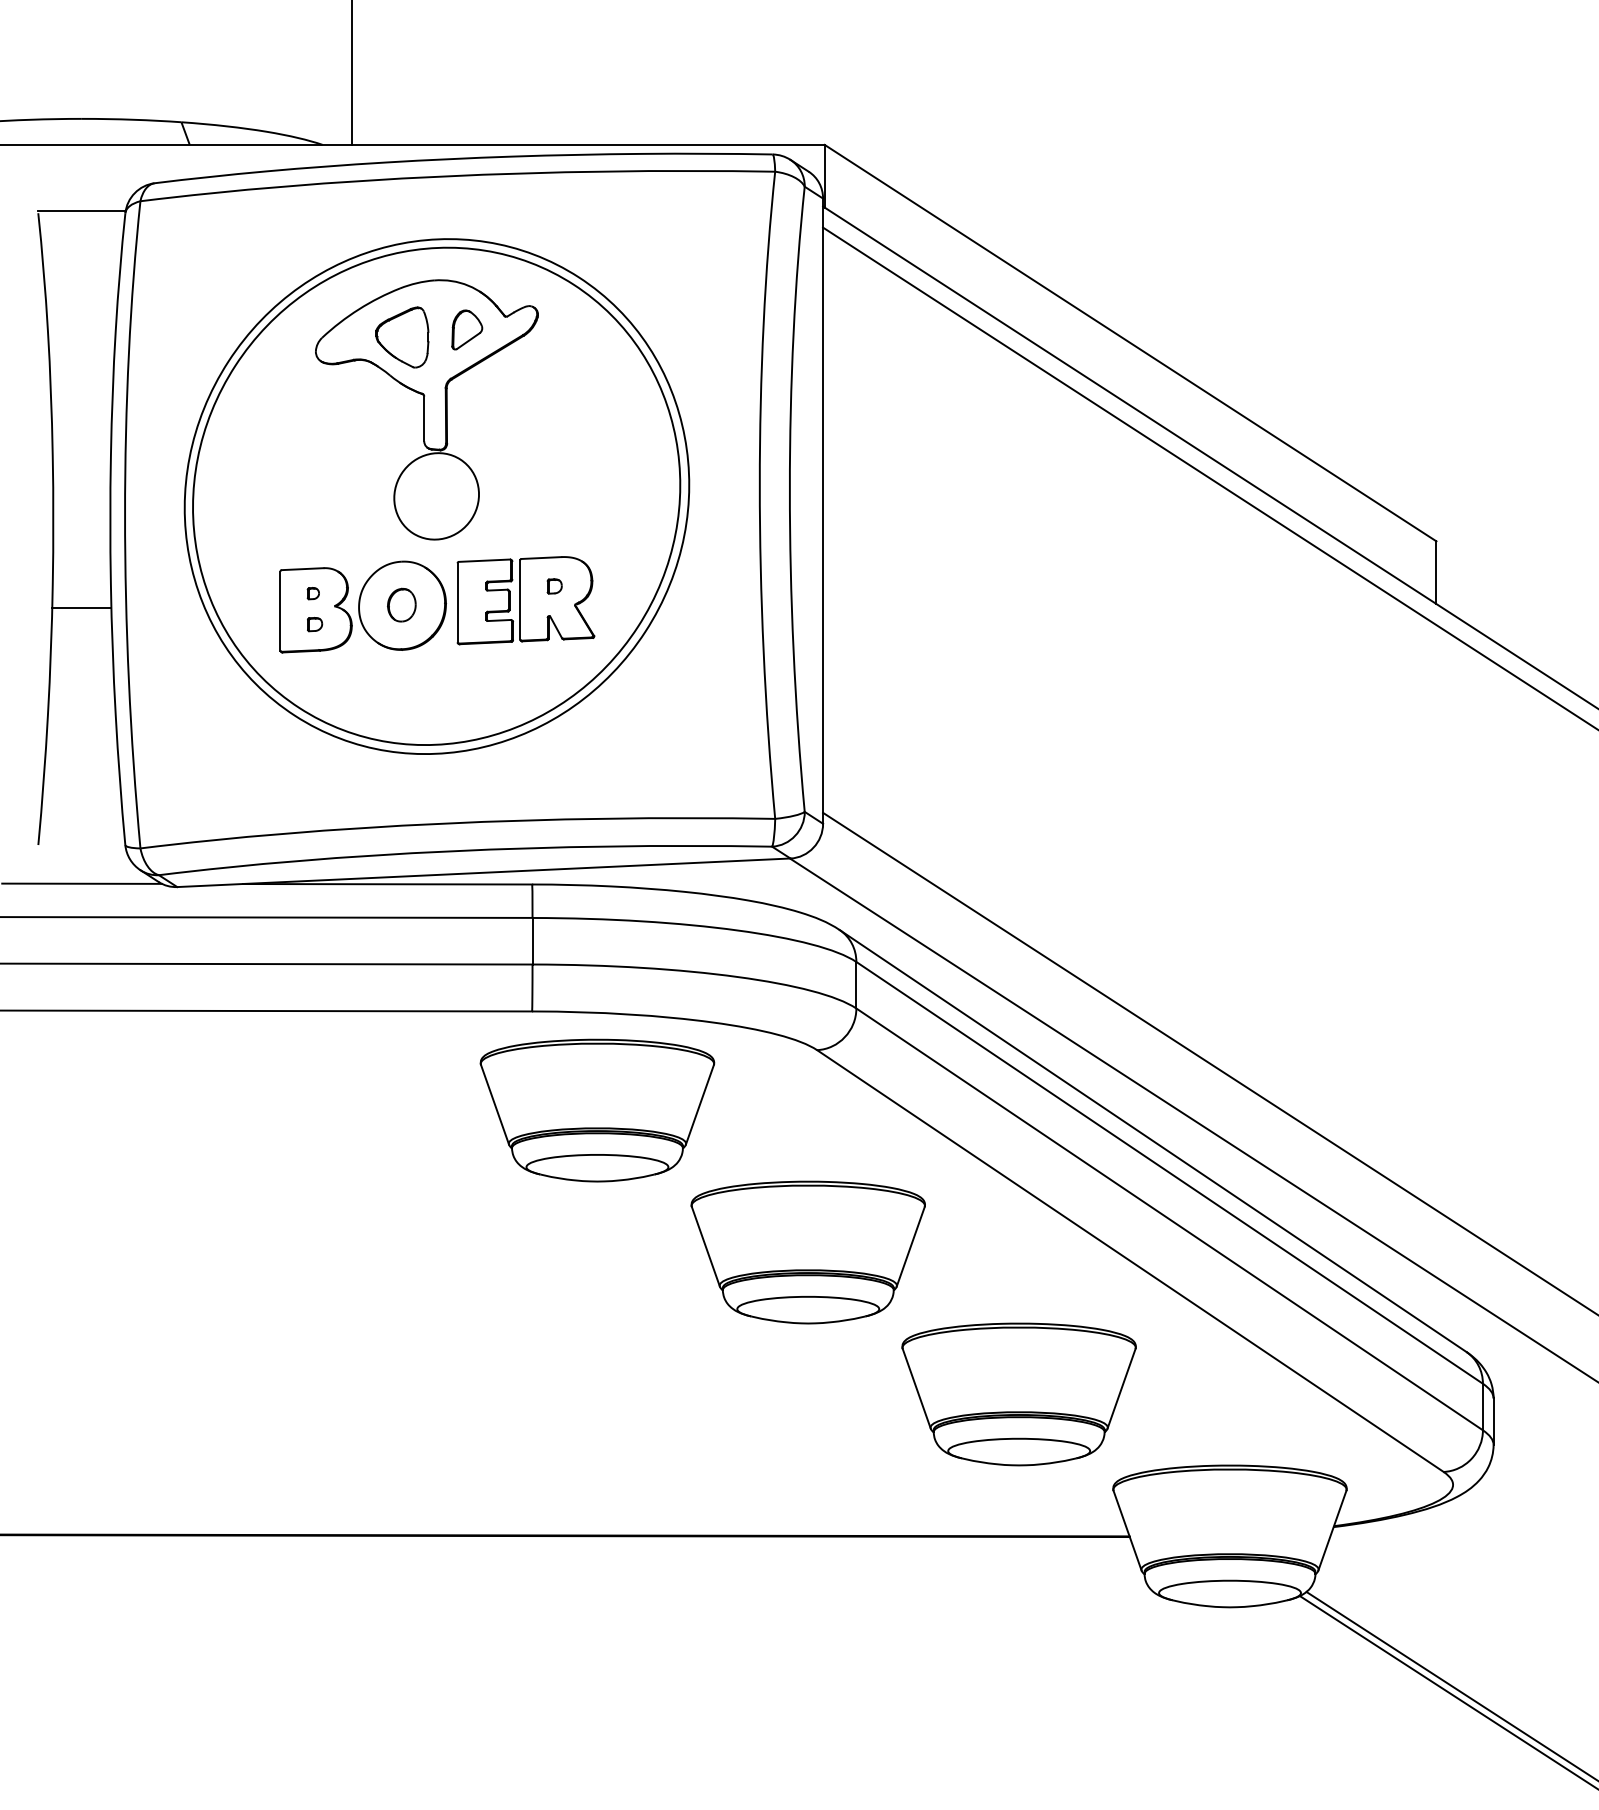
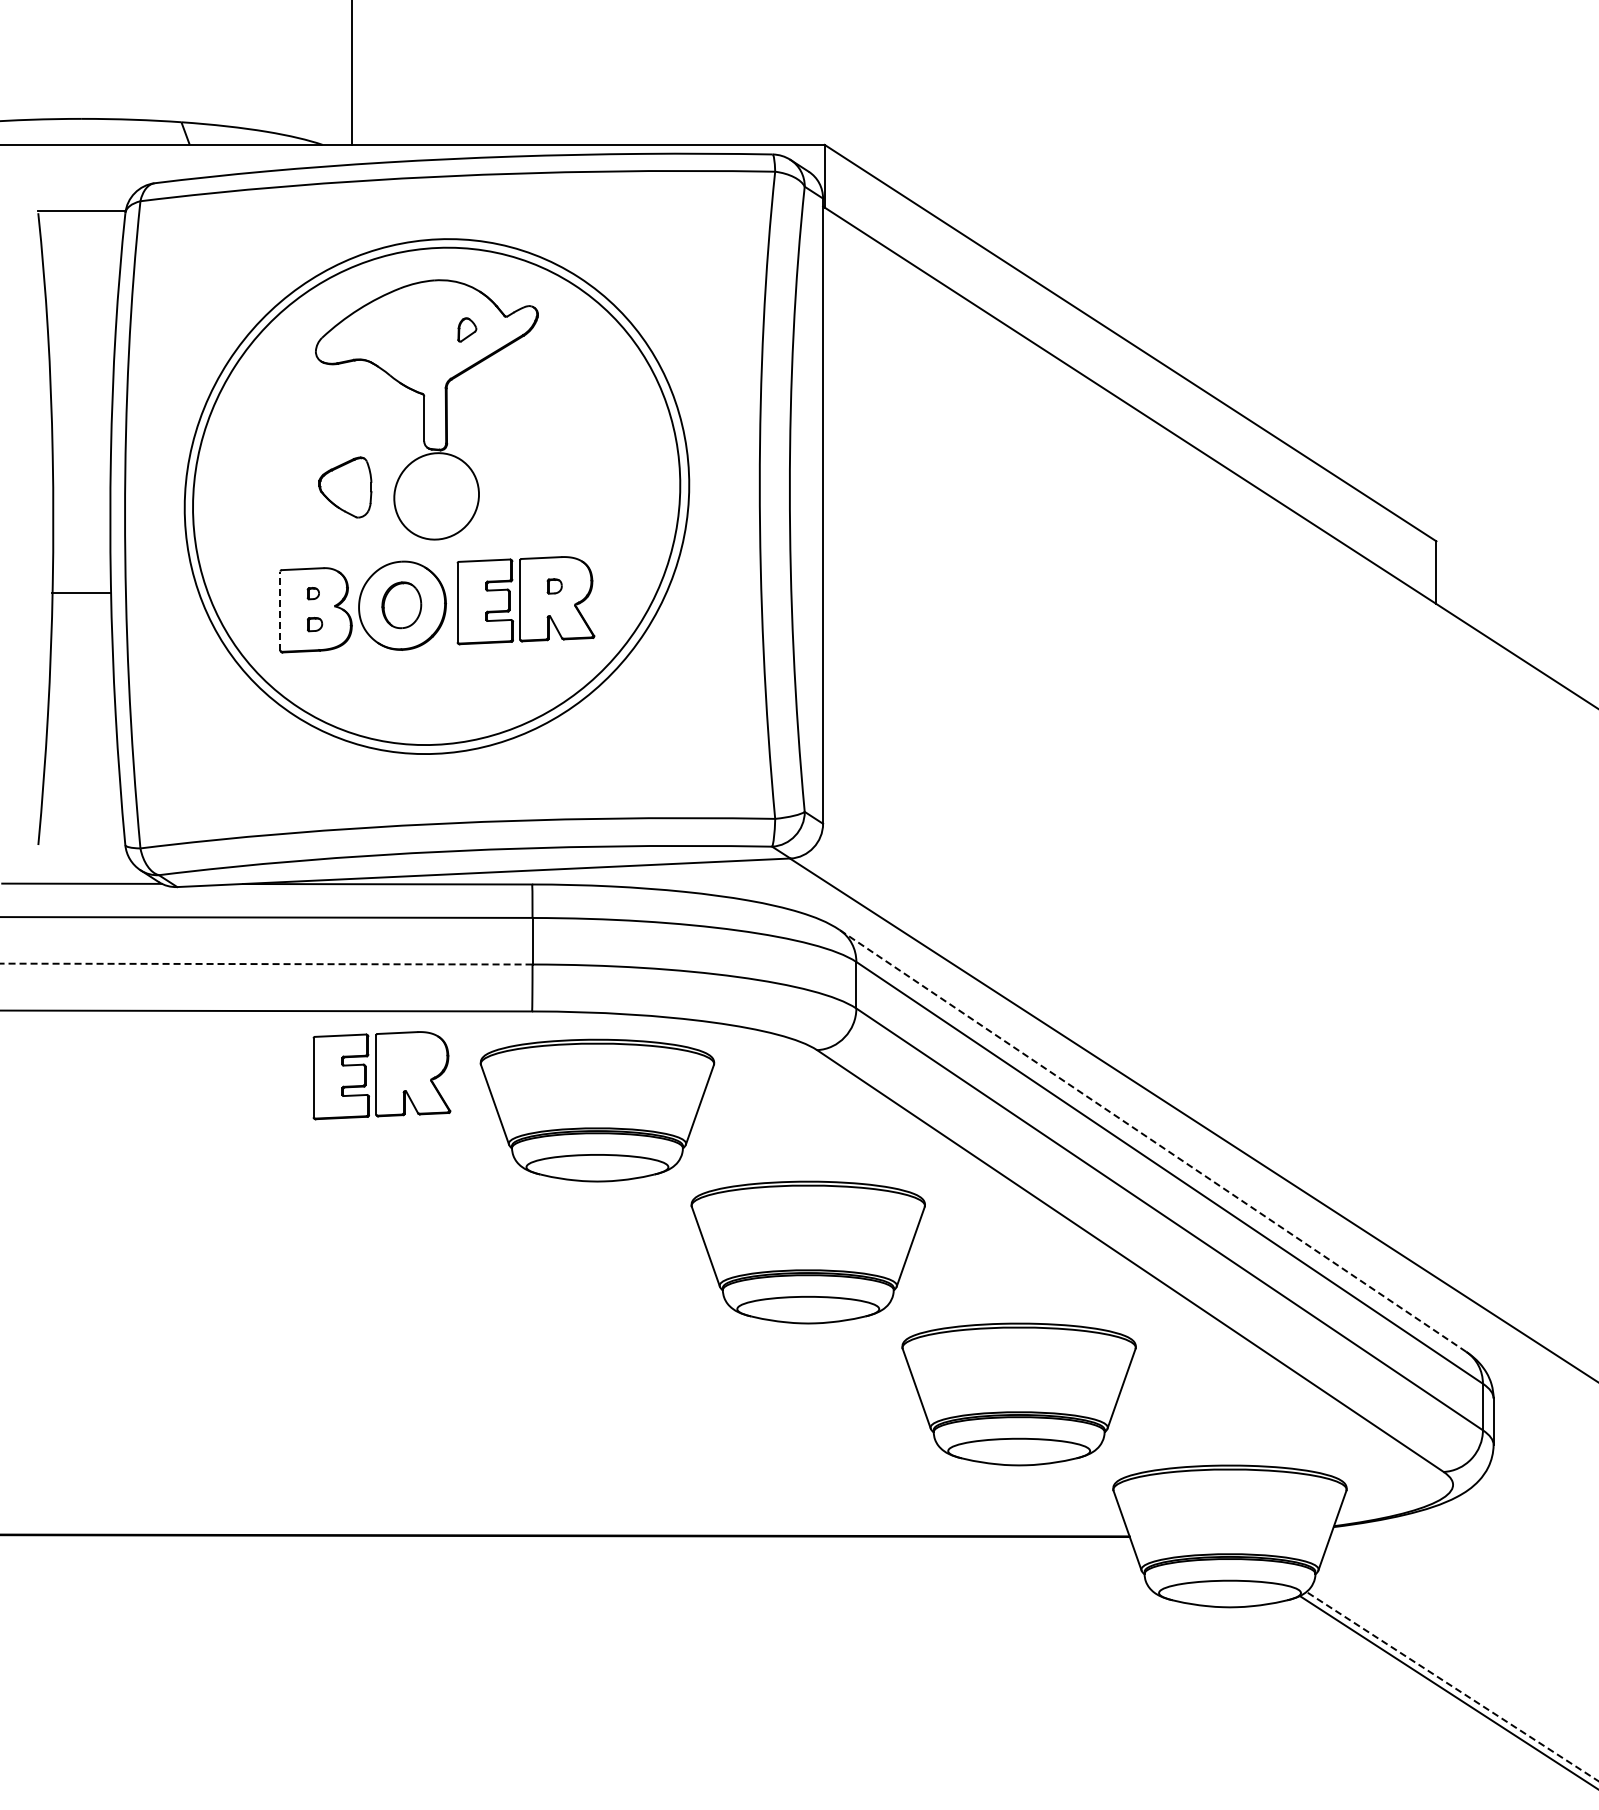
part size: 33x42 px -> 21x26 px (467, 329)
part position: (402, 337) -> (345, 487) (345, 487)
line: present -> none (1209, 477)
part size: 30x36 px -> 42x49 px (401, 605)
line position: (81, 607) -> (81, 592) (81, 592)
line: solid -> dashed (280, 611)
line: solid -> dashed (266, 964)
line: present -> none (1209, 1062)
part: none -> present (381, 1075)
line: solid -> dashed (1153, 1140)
line: solid -> dashed (1452, 1686)
